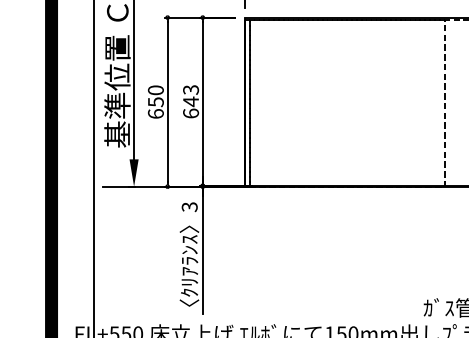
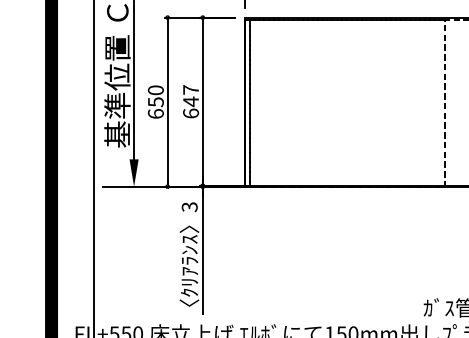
text: 643 -> 647 (191, 89)
